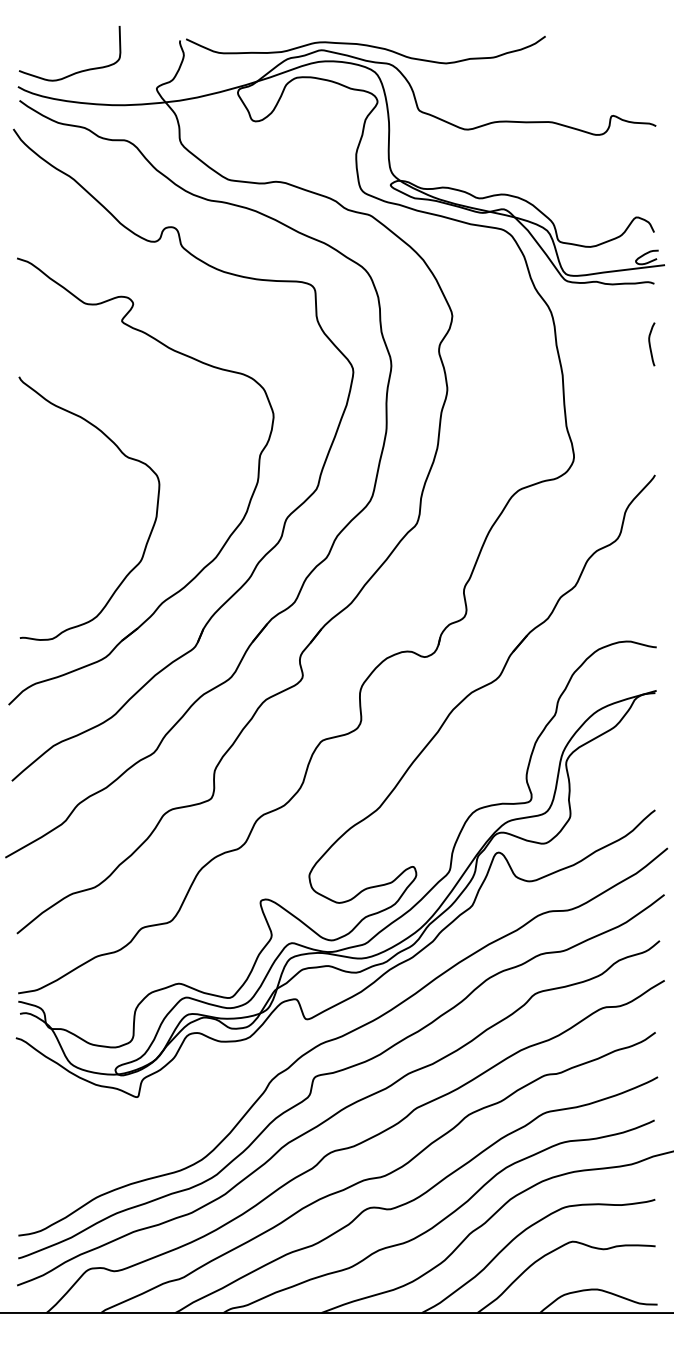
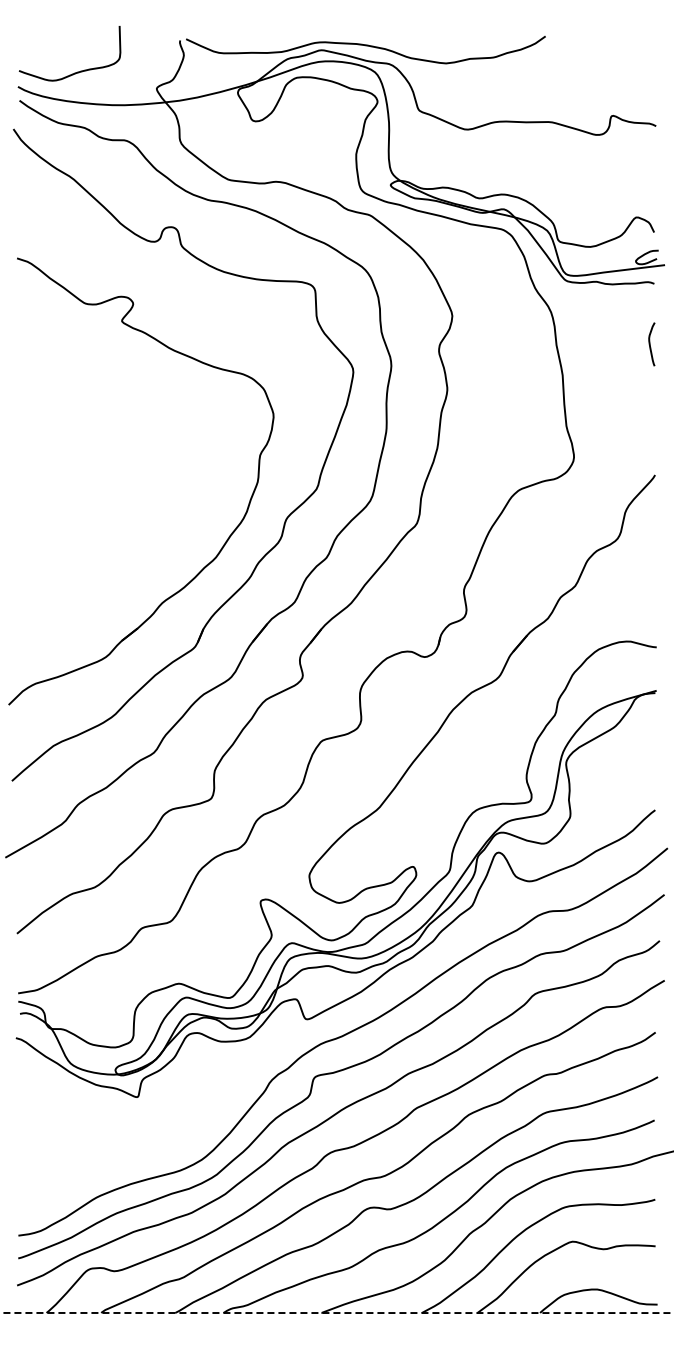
curve: present -> none (124, 456)
line: solid -> dashed (336, 1313)
